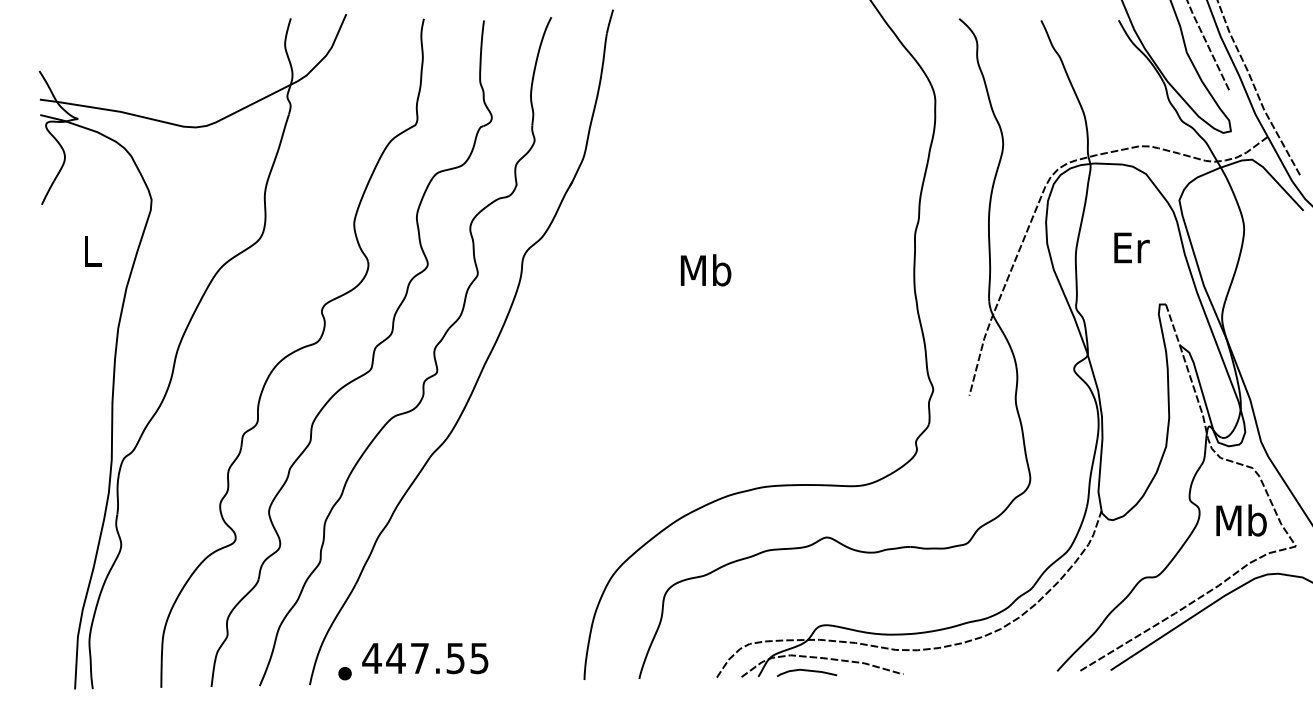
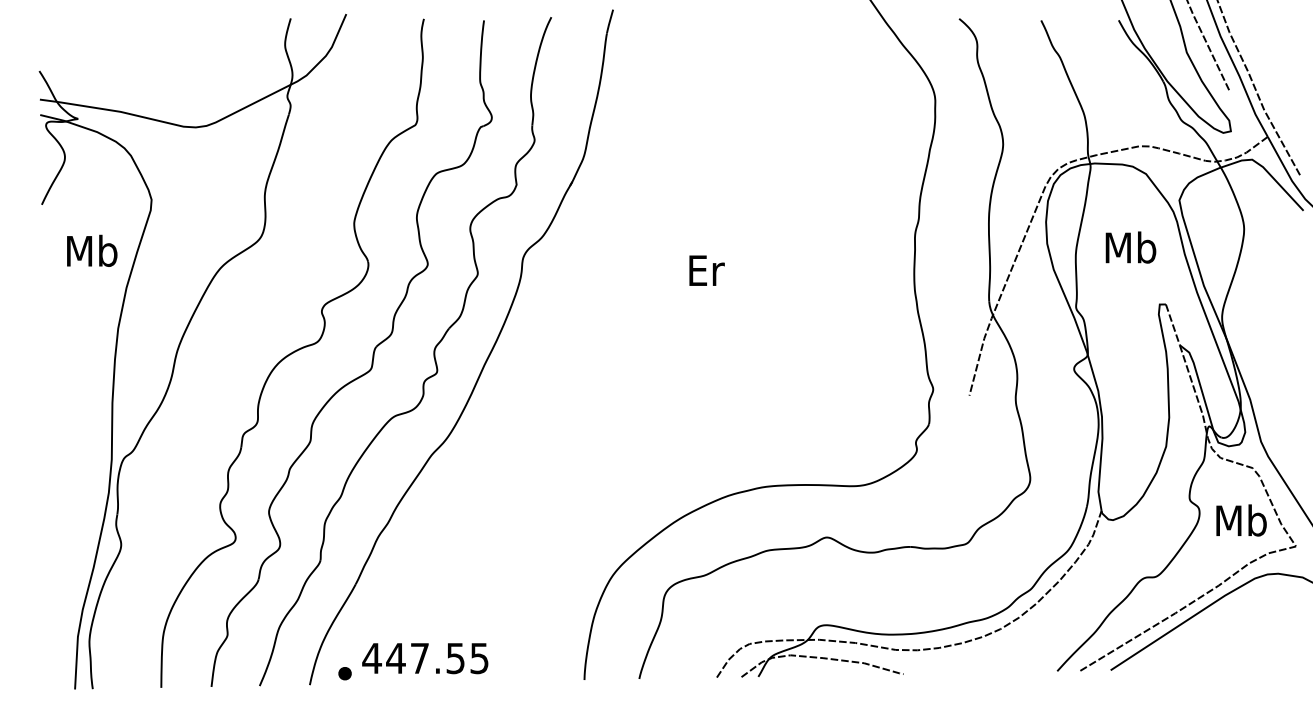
text: Er -> Mb (1130, 247)
text: L -> Mb (92, 250)
text: Mb -> Er (705, 270)
curve: present -> none (807, 671)
